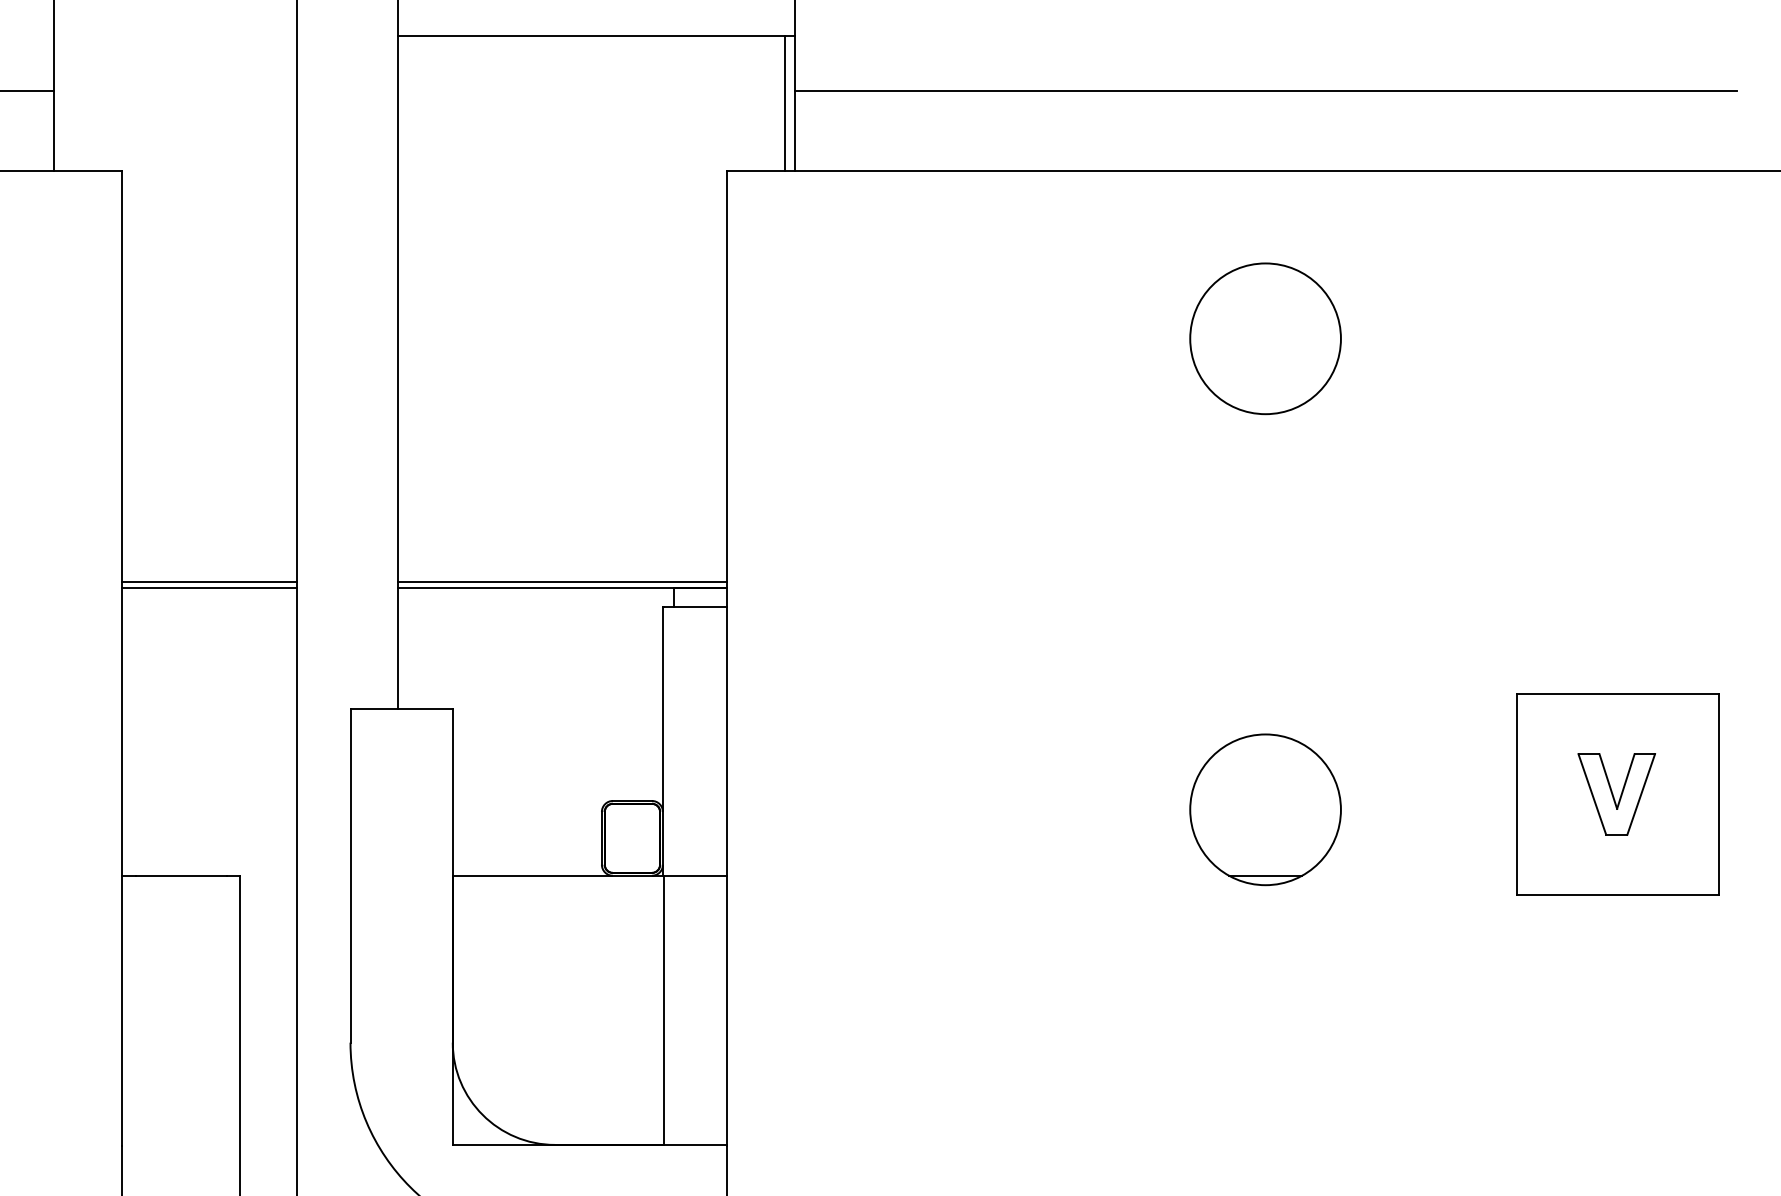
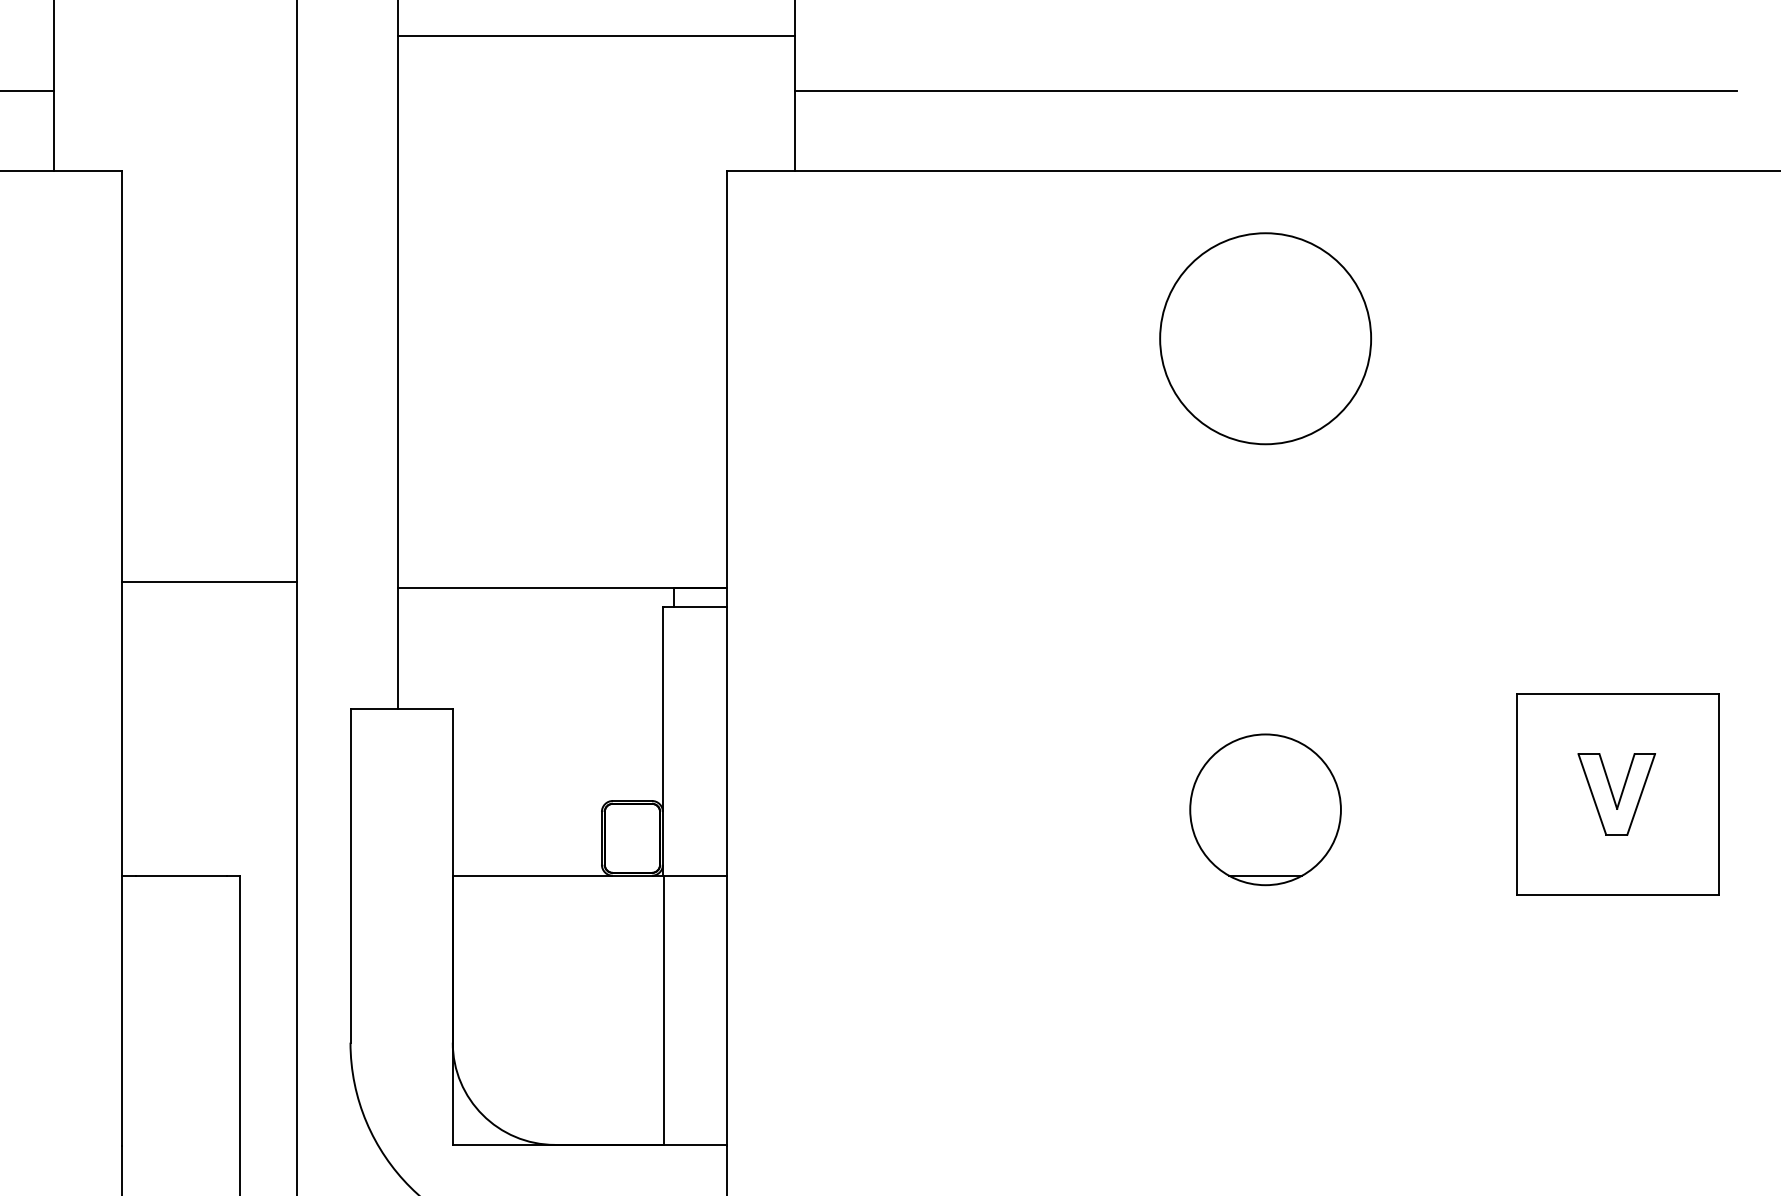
line: present -> none (784, 103)
circle size: 153x154 px -> 213x214 px (1265, 338)
line: present -> none (562, 582)
line: present -> none (209, 587)
